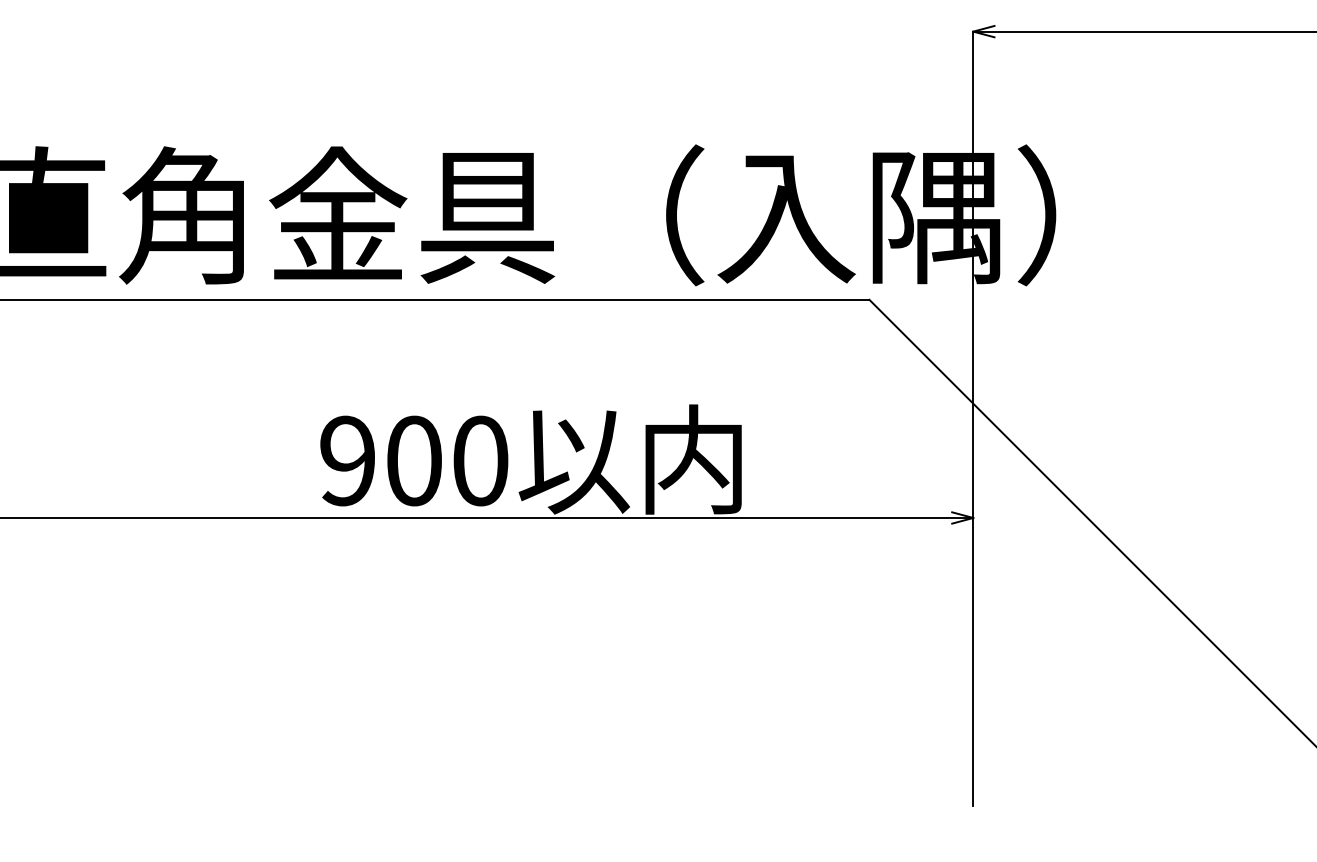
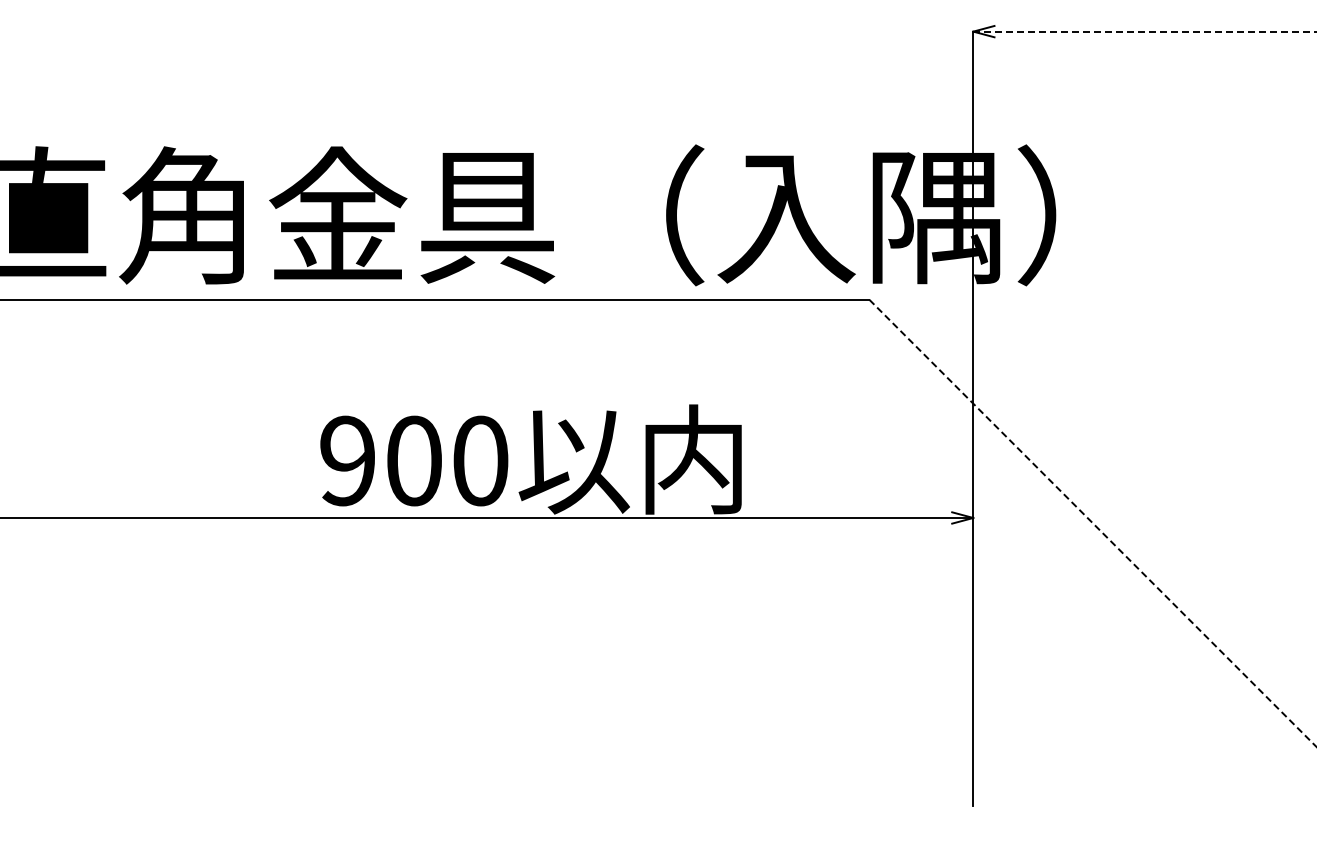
line: solid -> dashed (1145, 31)
line: solid -> dashed (1093, 523)
